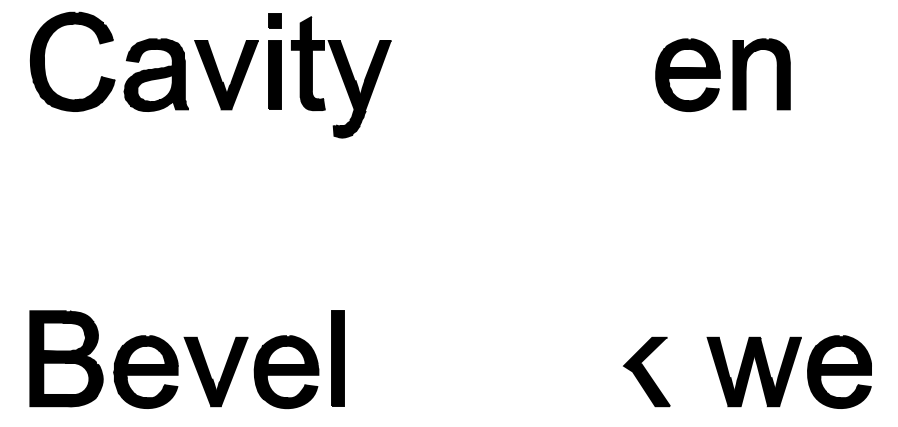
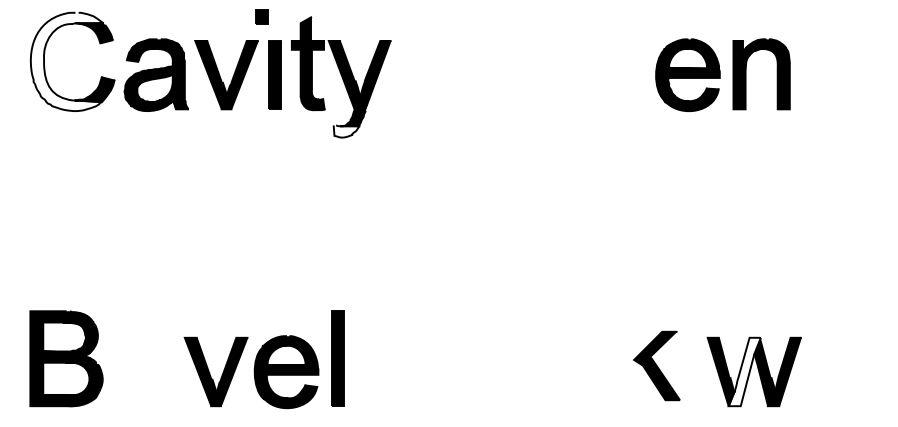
part position: (274, 20) -> (261, 16) (261, 16)
fill: present -> none (66, 61)
fill: present -> none (346, 131)
part: present -> none (145, 371)
part position: (646, 371) -> (656, 365) (656, 365)
fill: present -> none (744, 371)
part: present -> none (839, 371)
